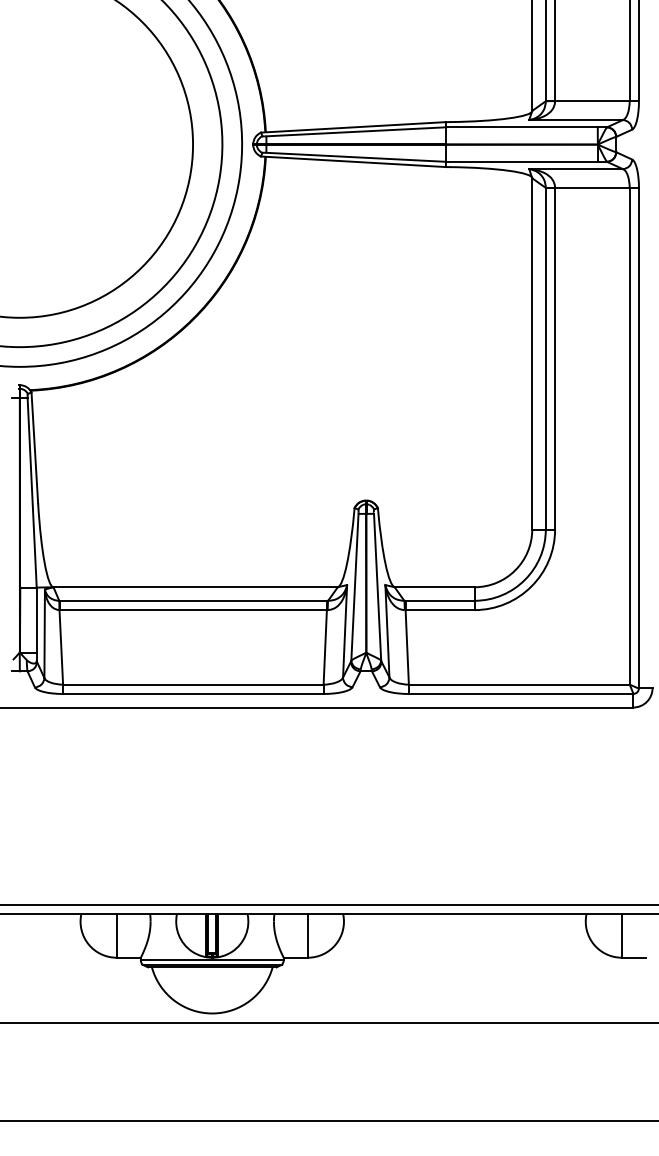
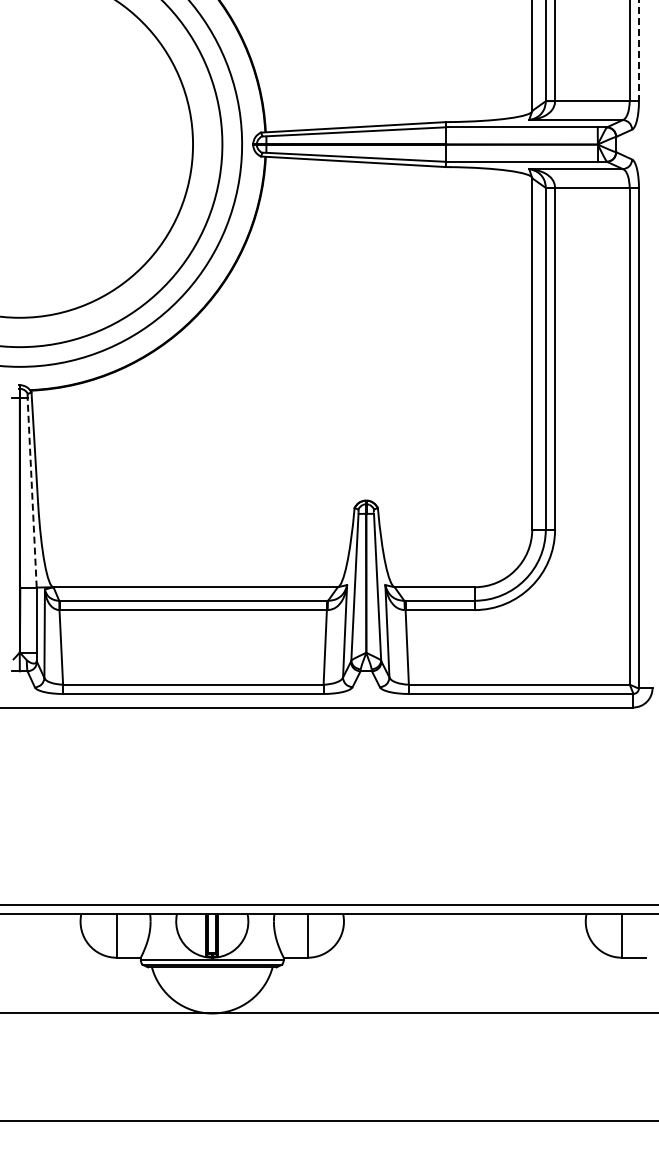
line: solid -> dashed (638, 50)
line: solid -> dashed (32, 492)
line position: (328, 1022) -> (328, 1012) (328, 1012)
